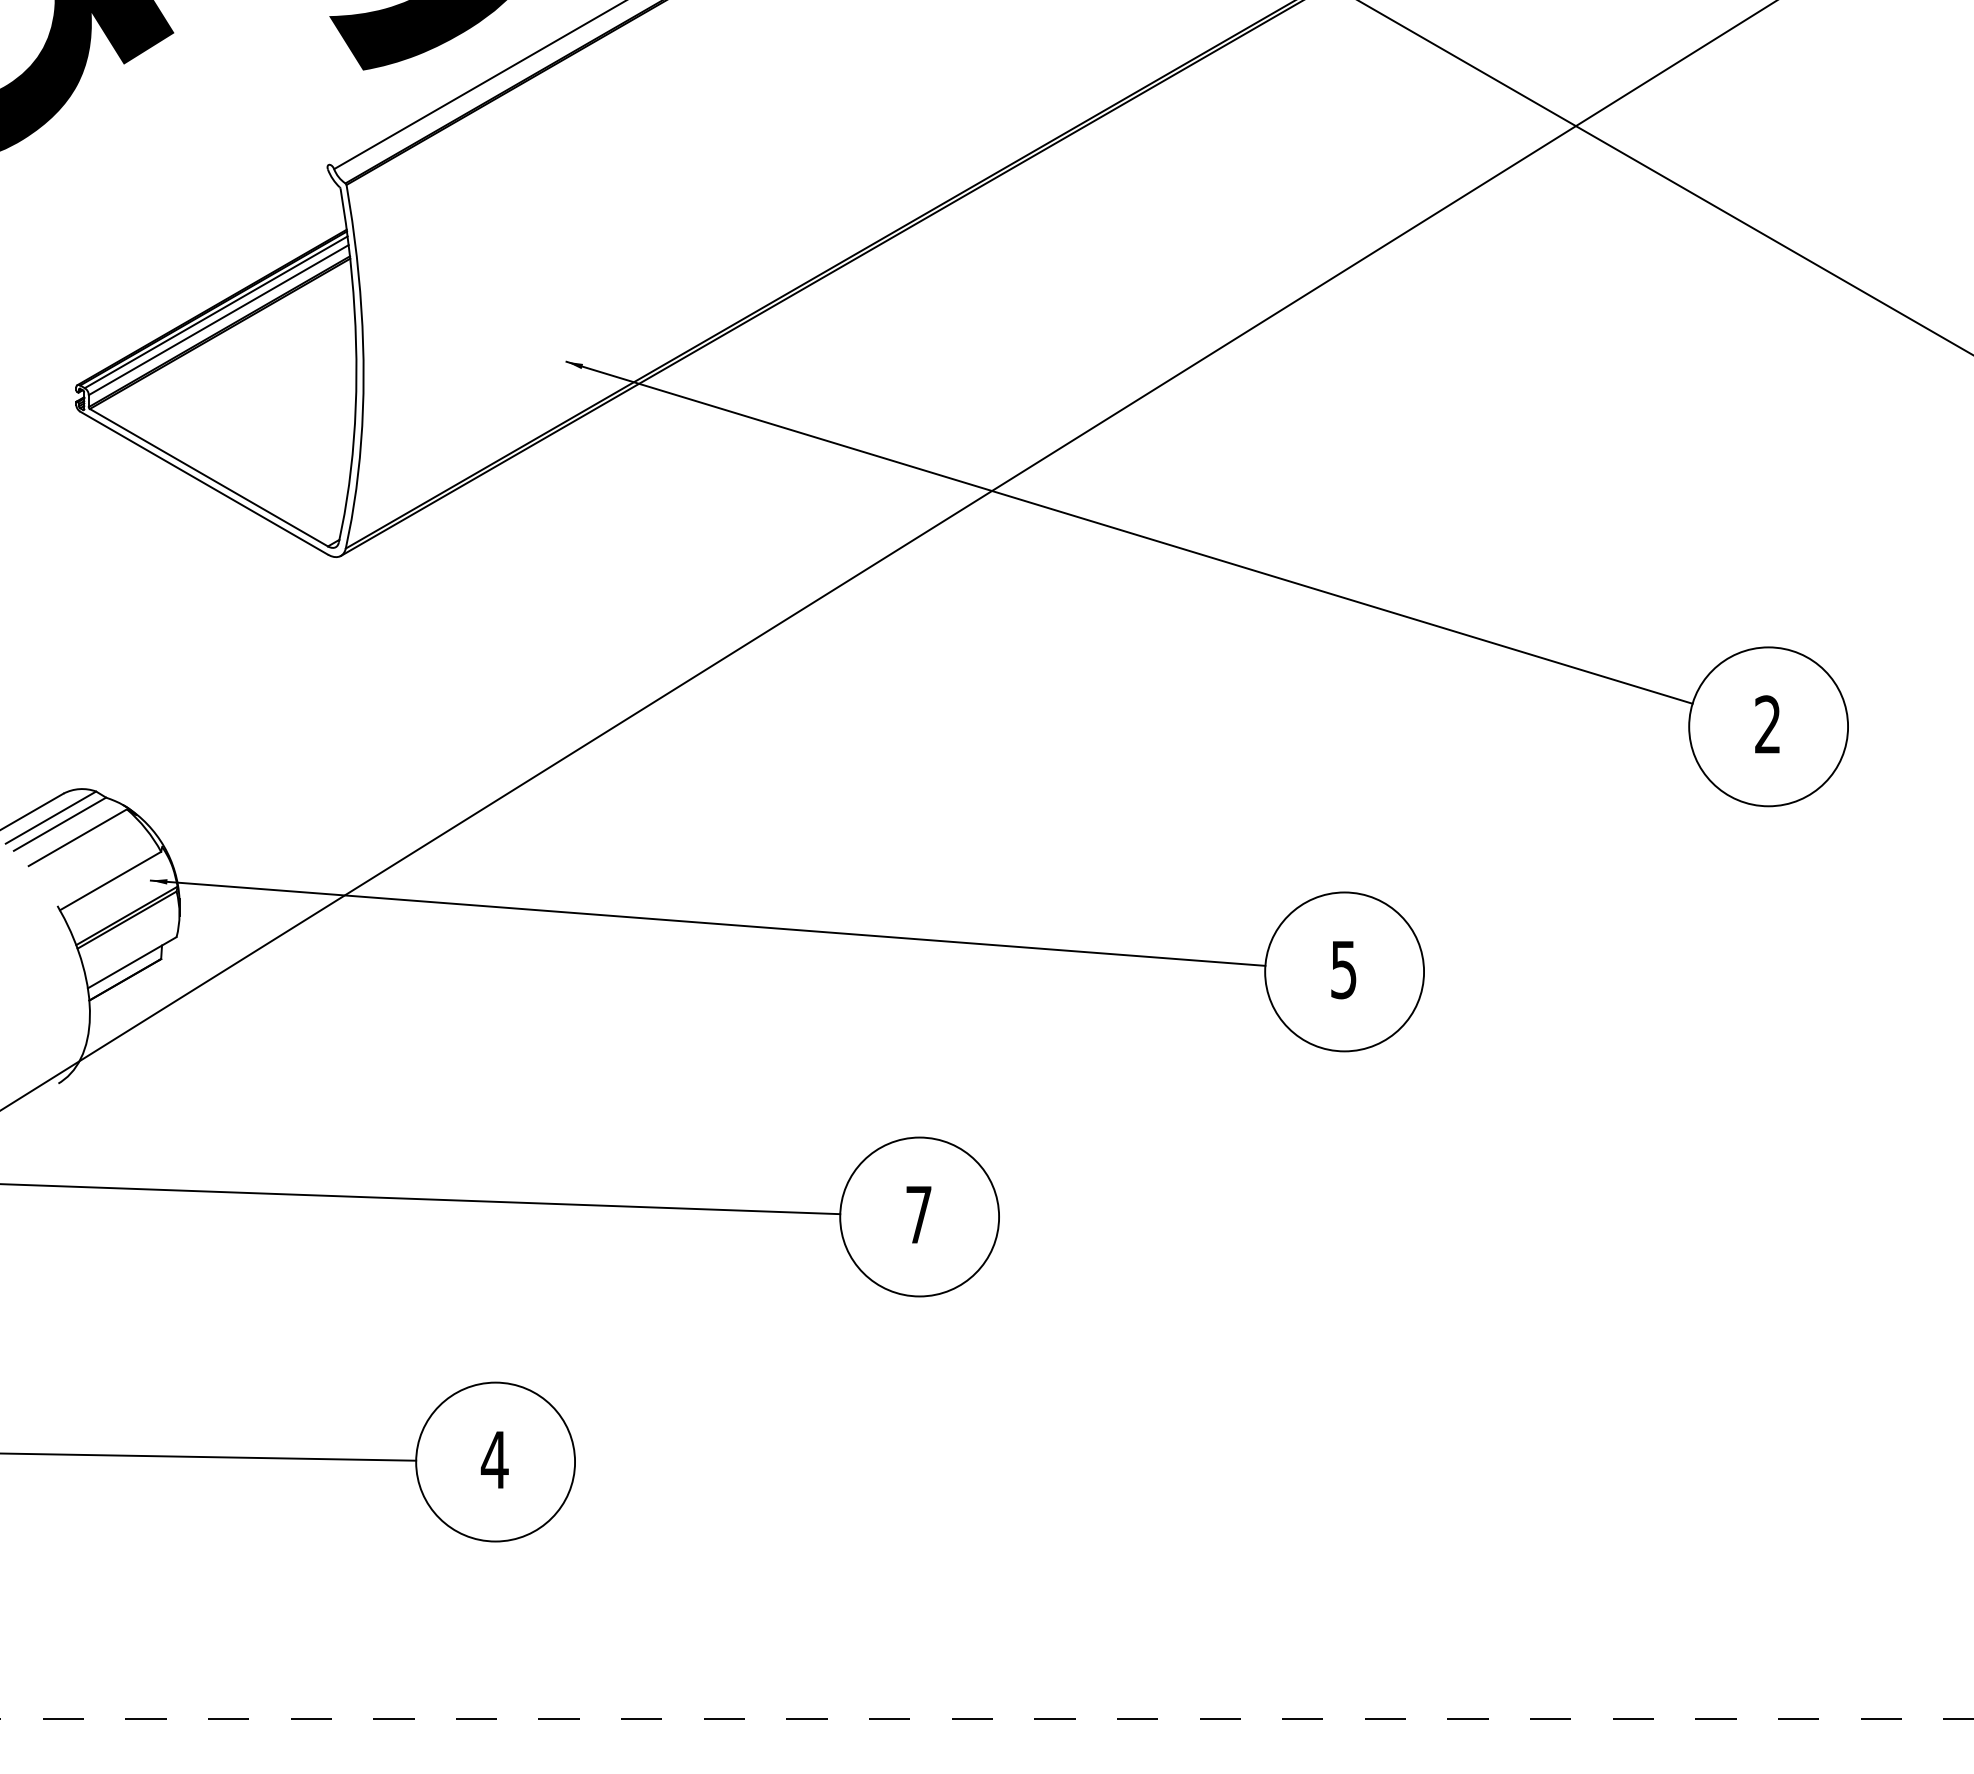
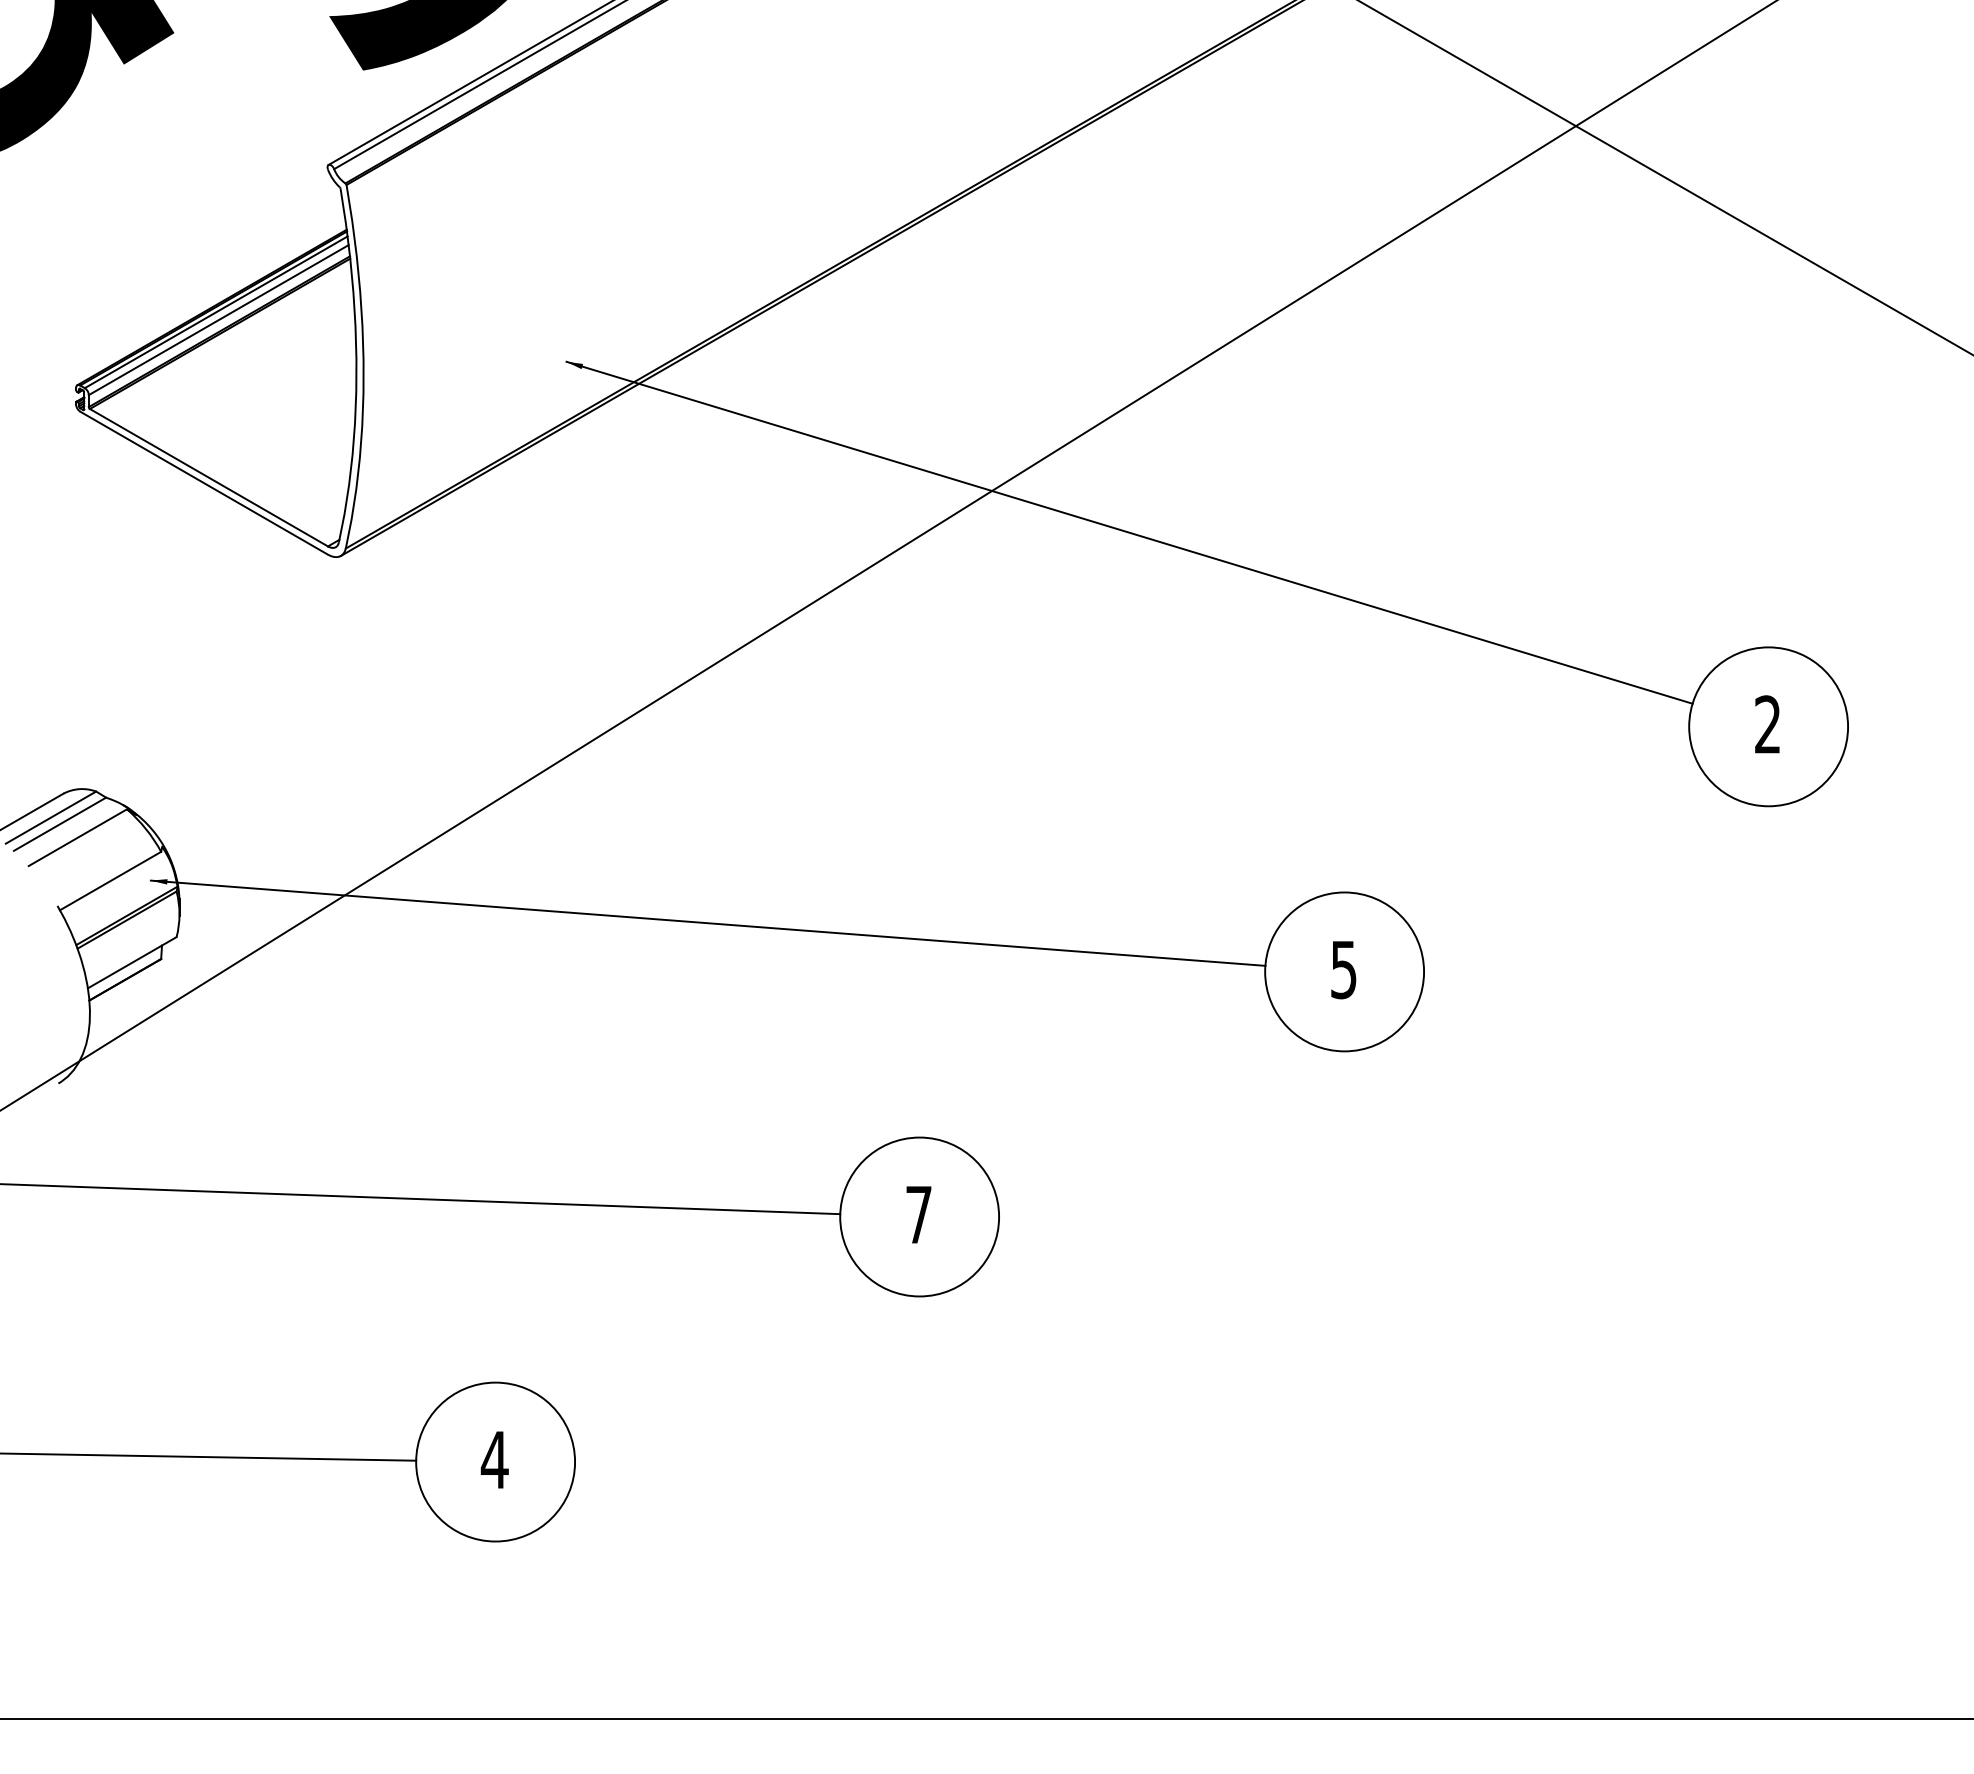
line: none -> present (469, 83)
line: dashed -> solid (987, 1719)
